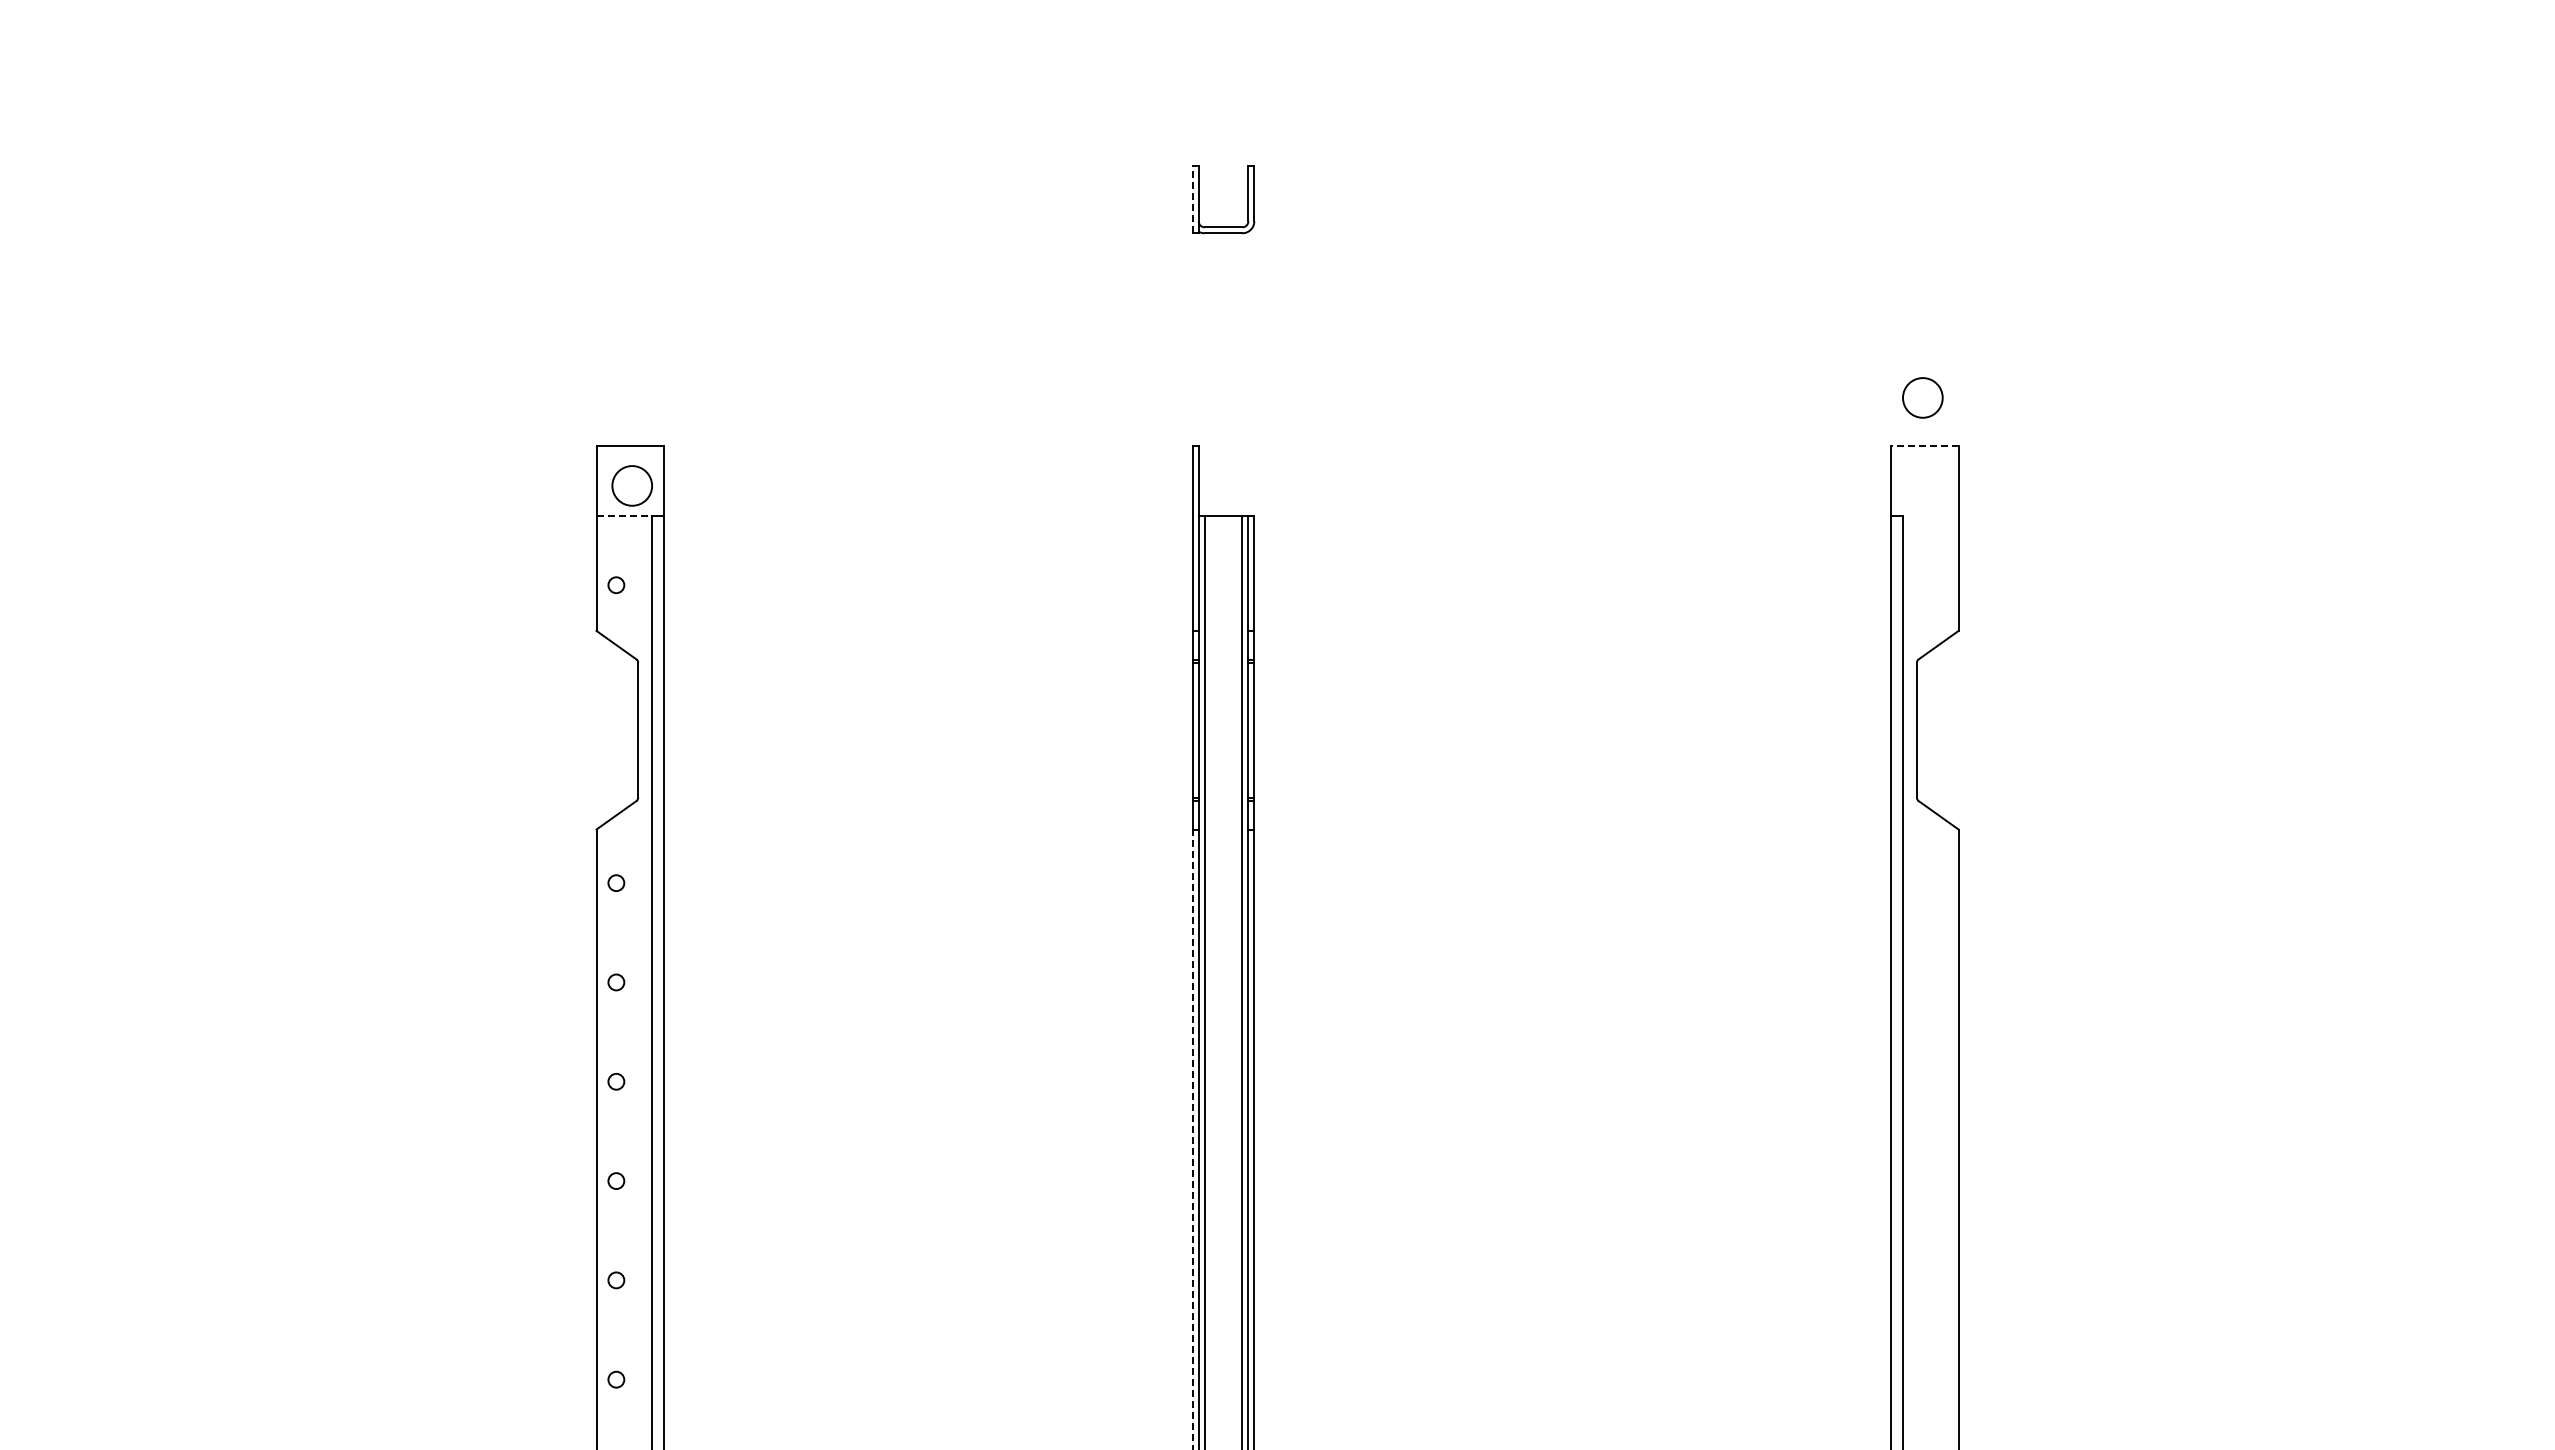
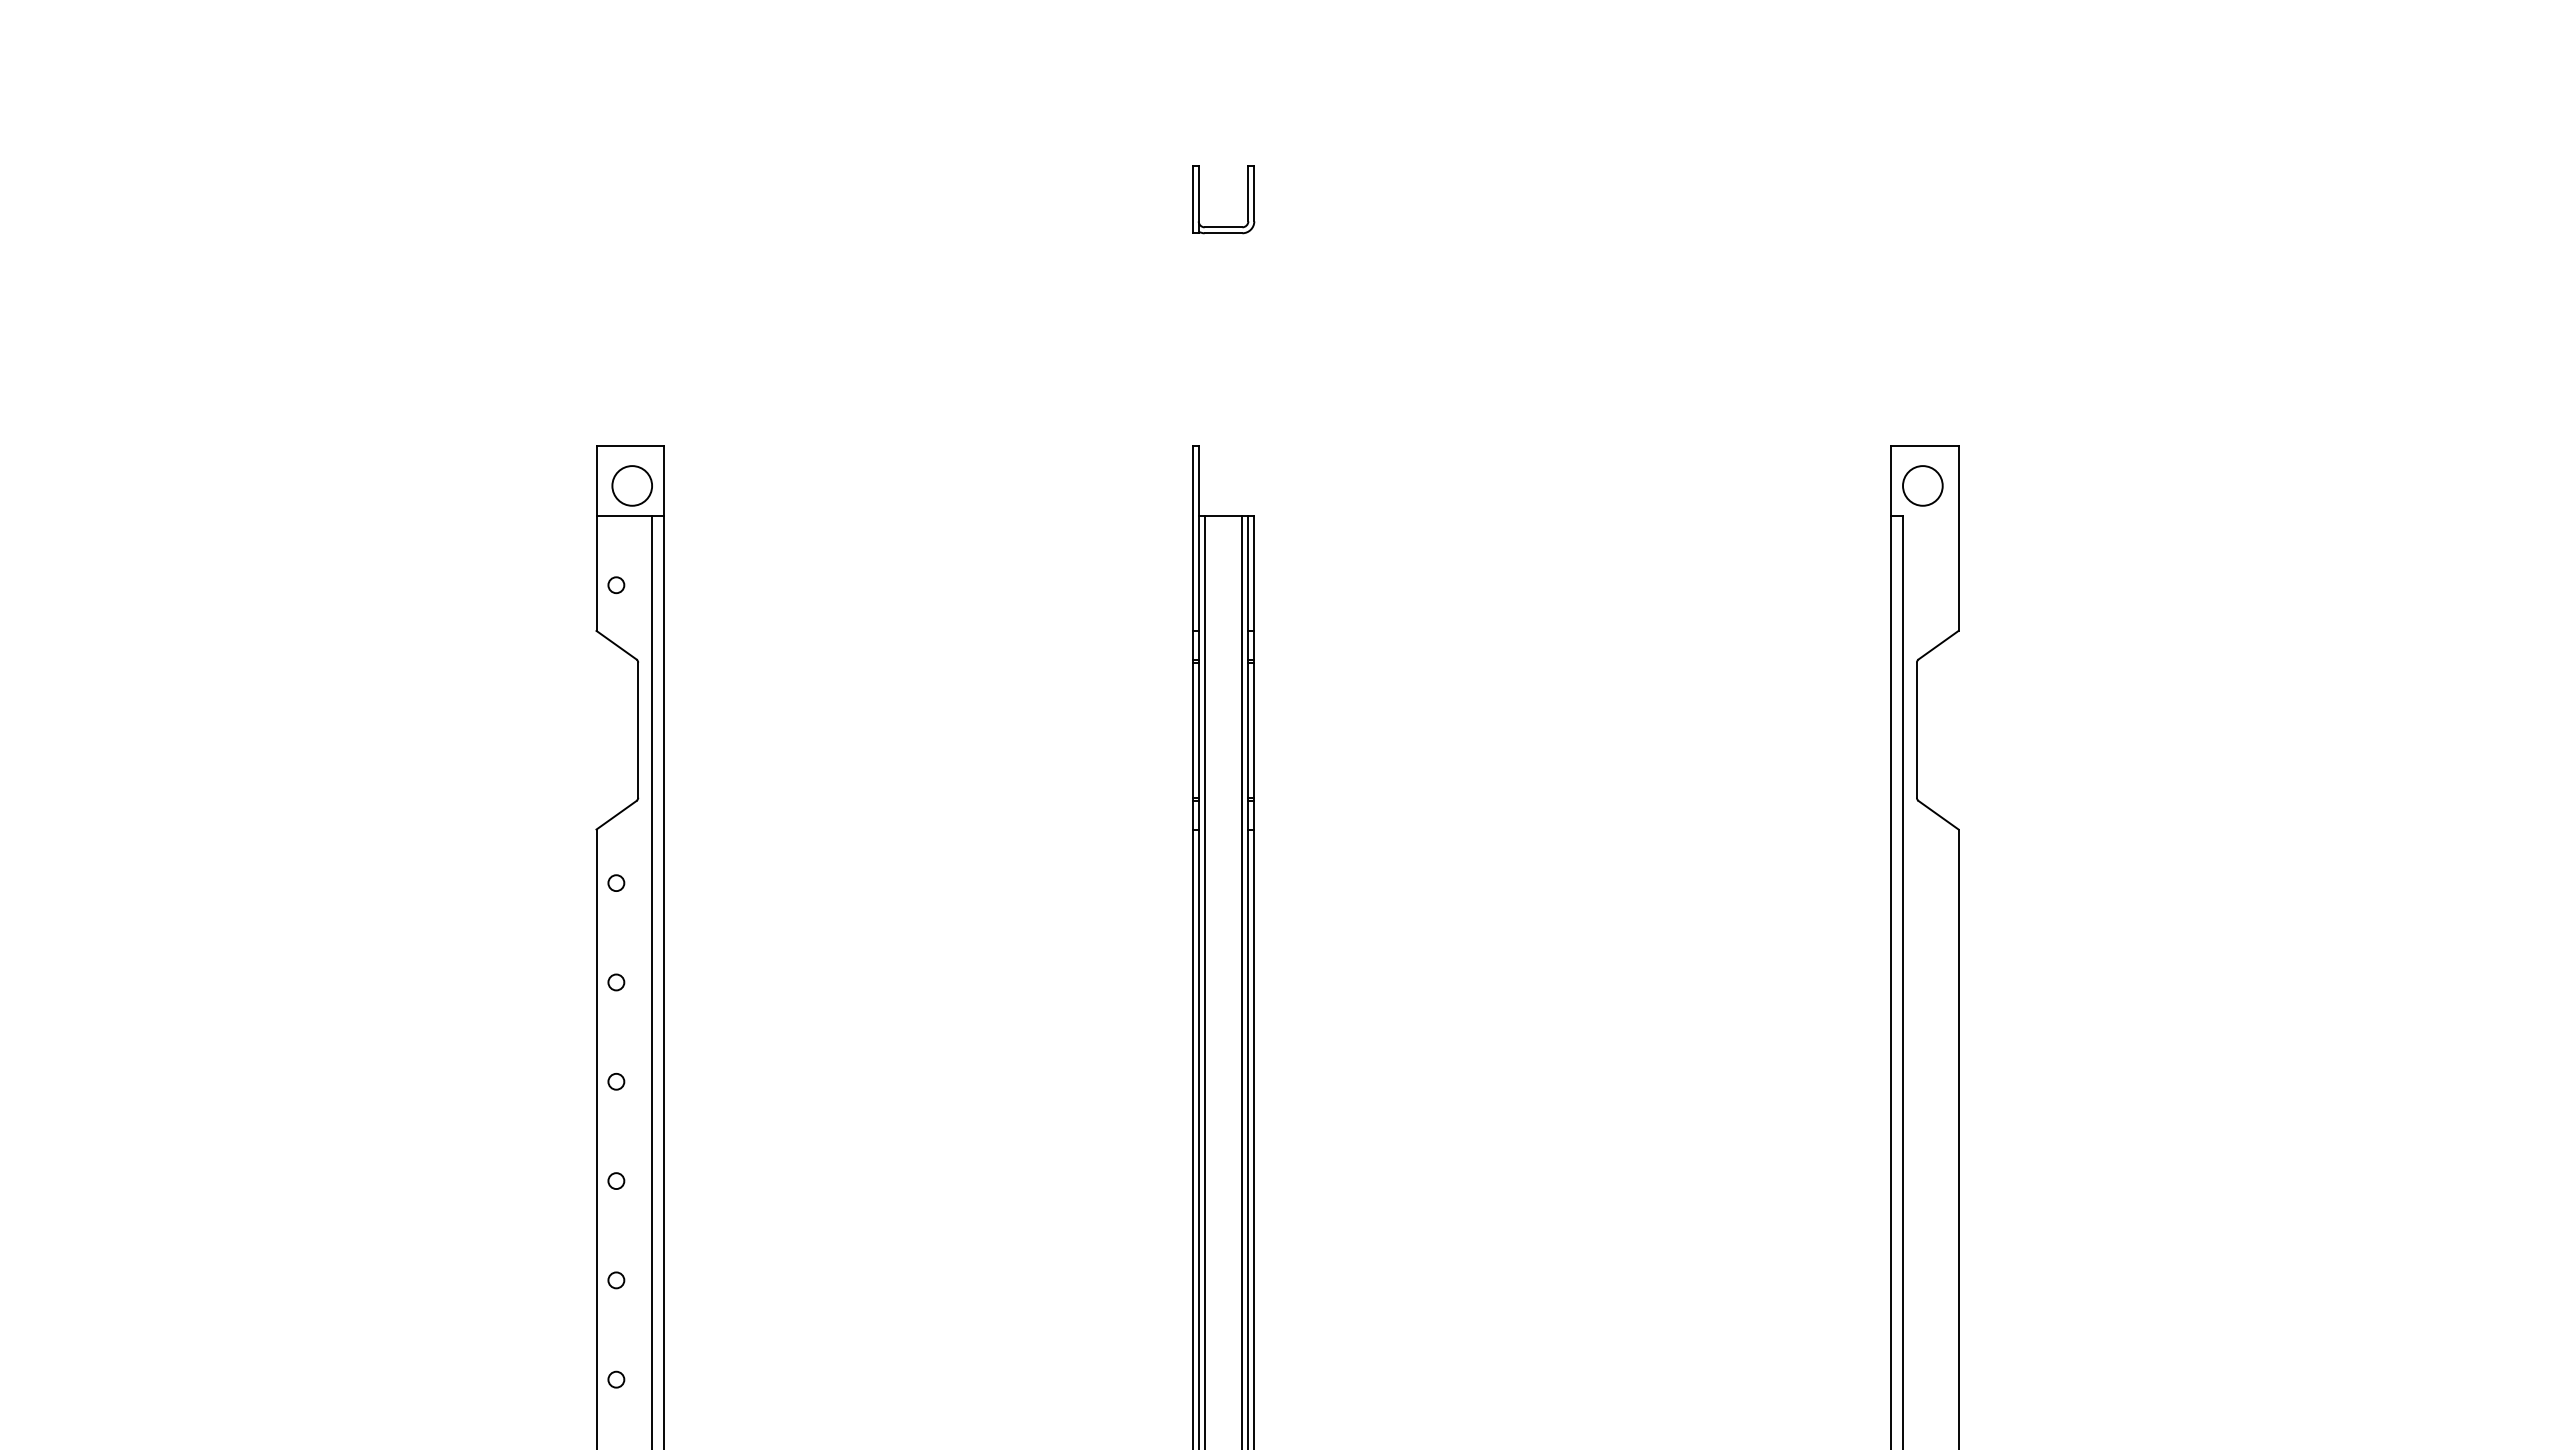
line: dashed -> solid (1192, 199)
circle position: (1922, 397) -> (1922, 485) (1922, 485)
line: dashed -> solid (1924, 446)
line: dashed -> solid (624, 515)
line: dashed -> solid (1192, 1139)
